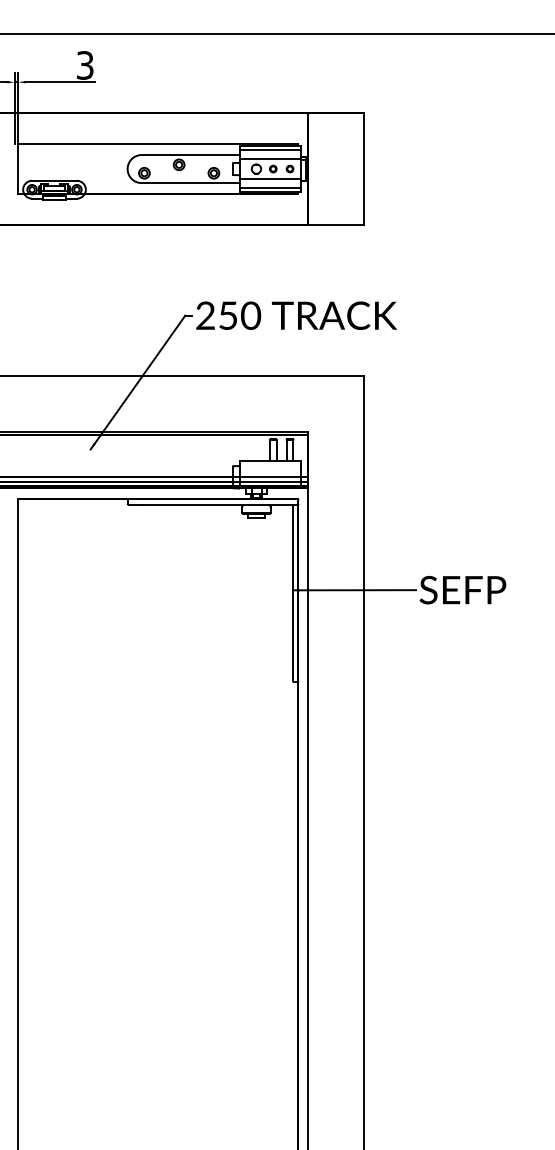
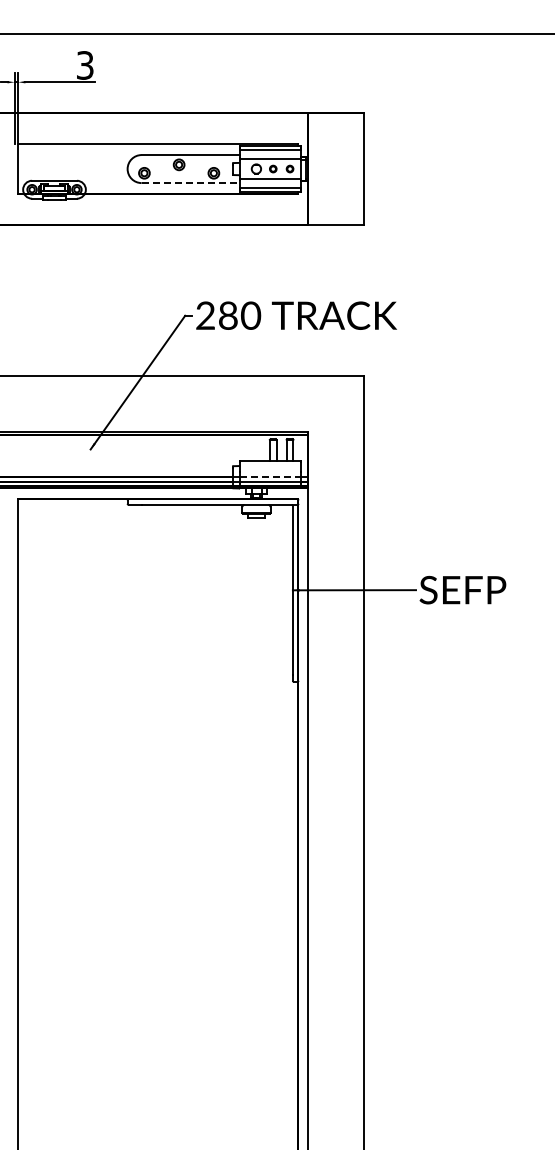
line: solid -> dashed (191, 183)
text: 250 -> 280 (228, 315)
line: solid -> dashed (270, 477)
